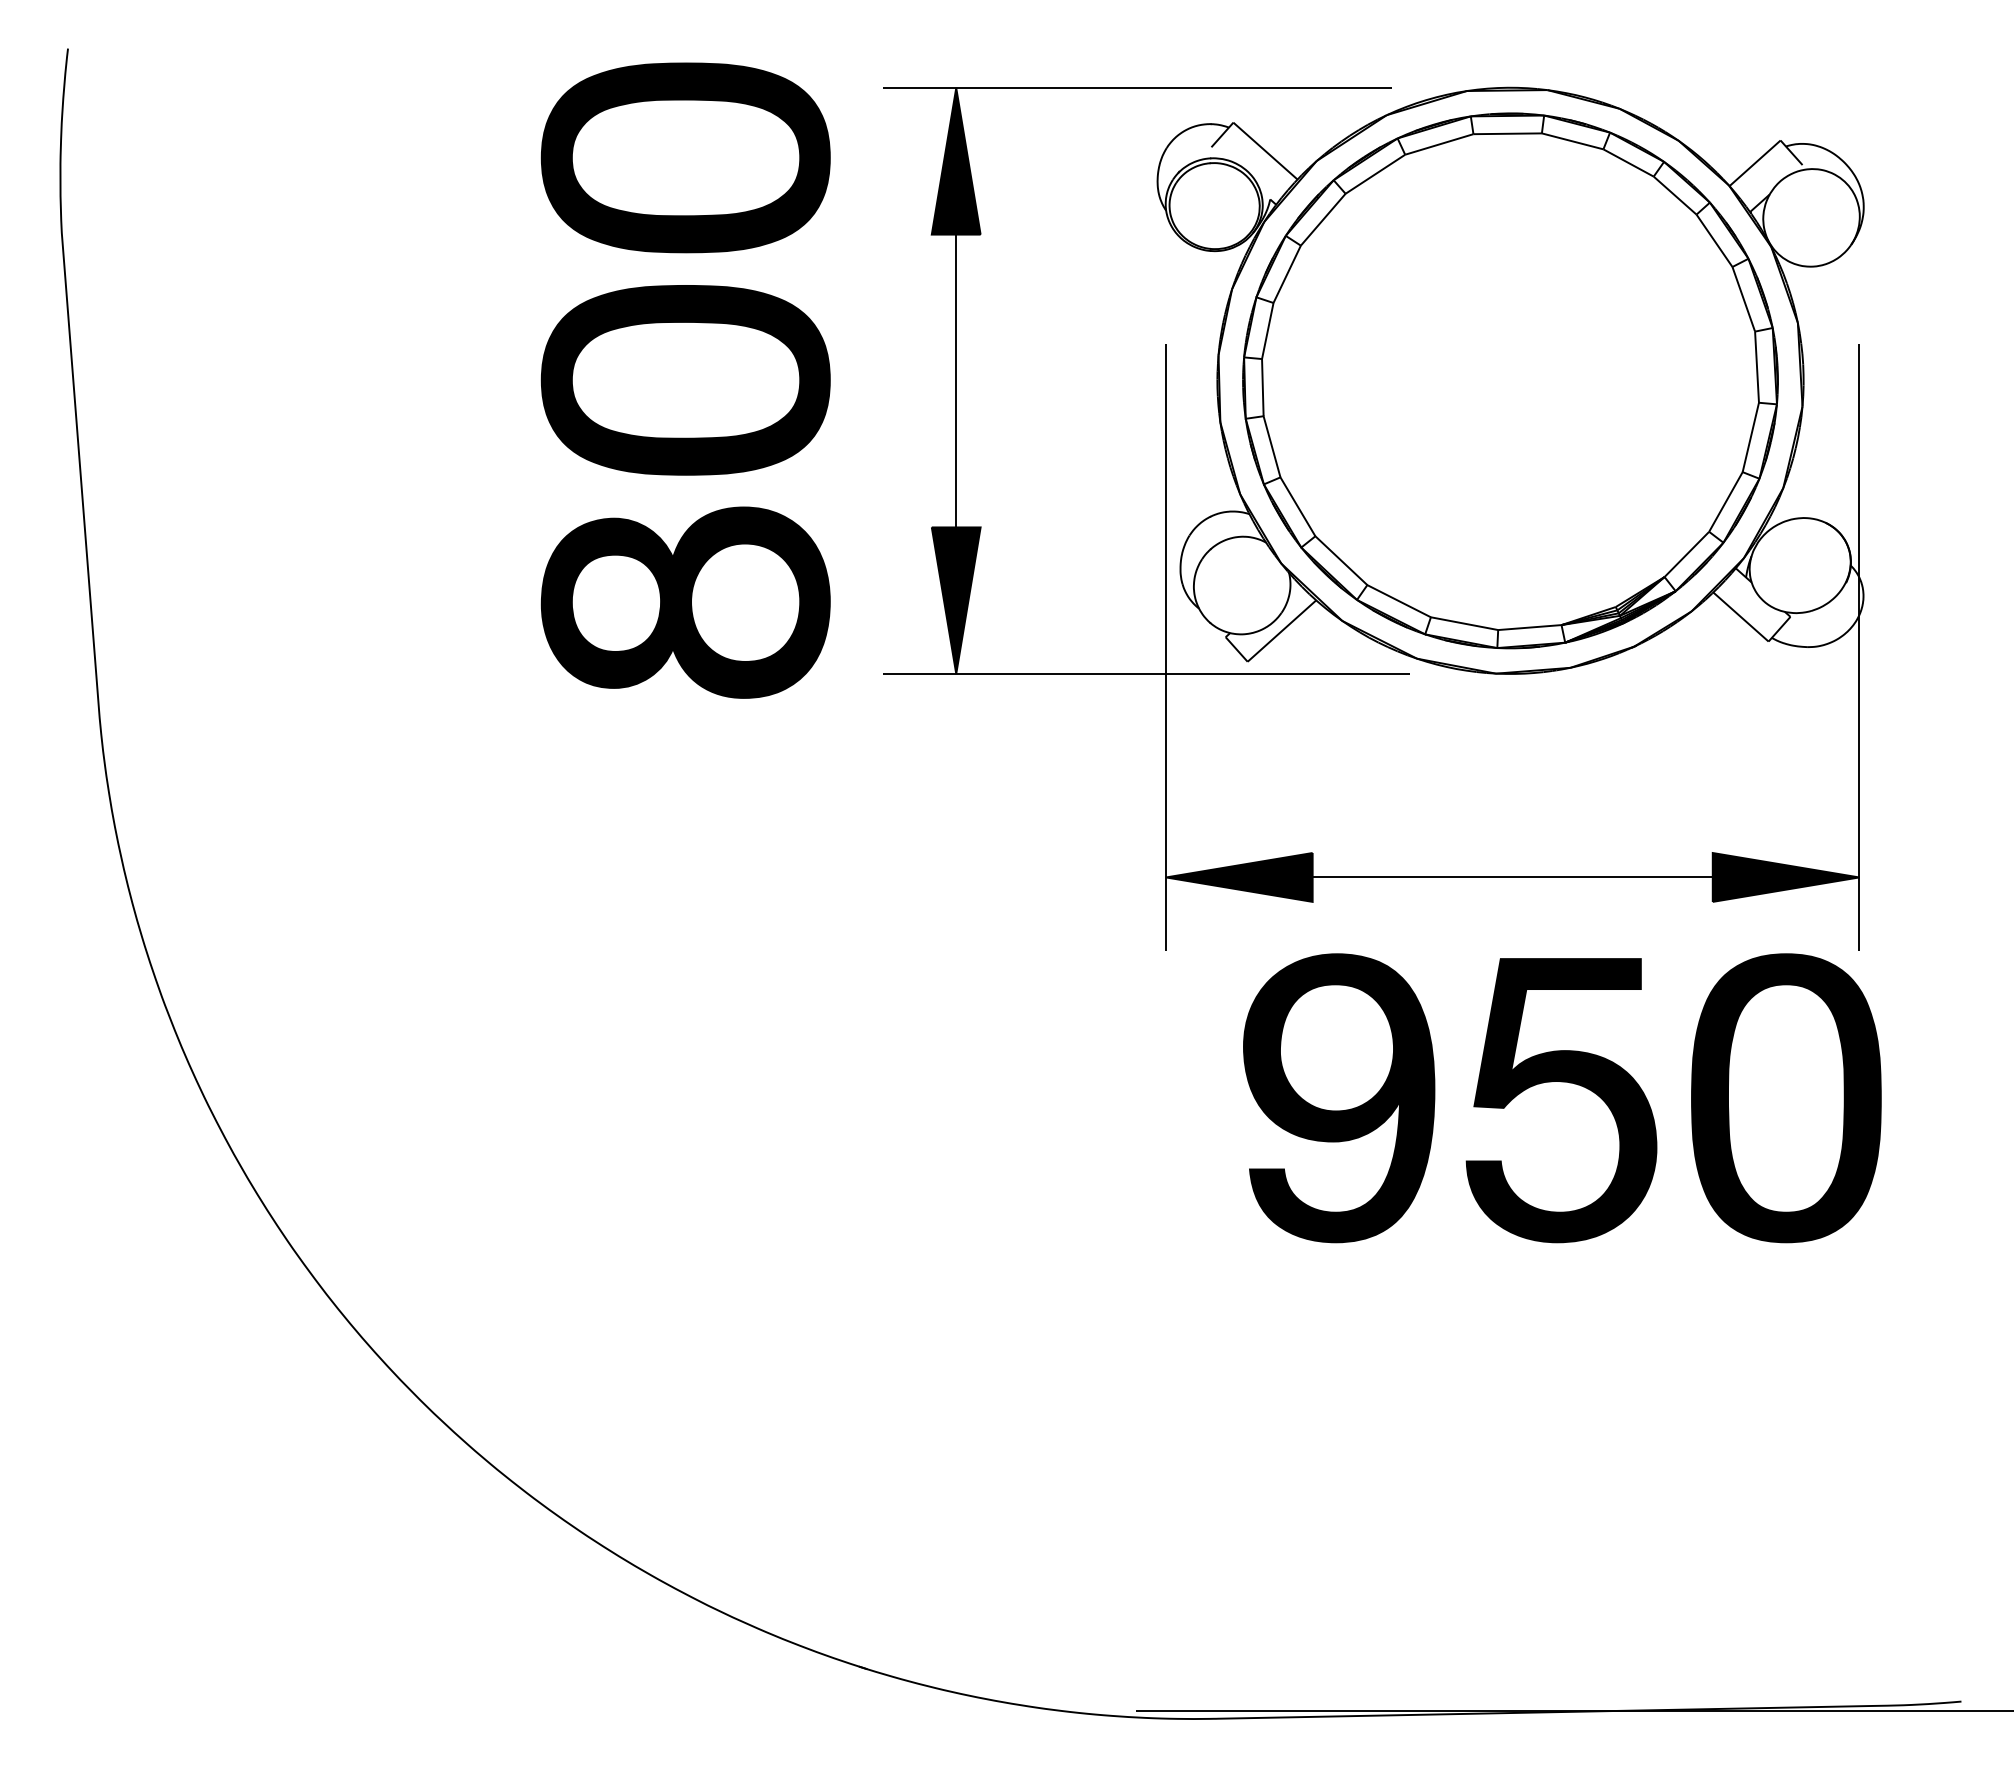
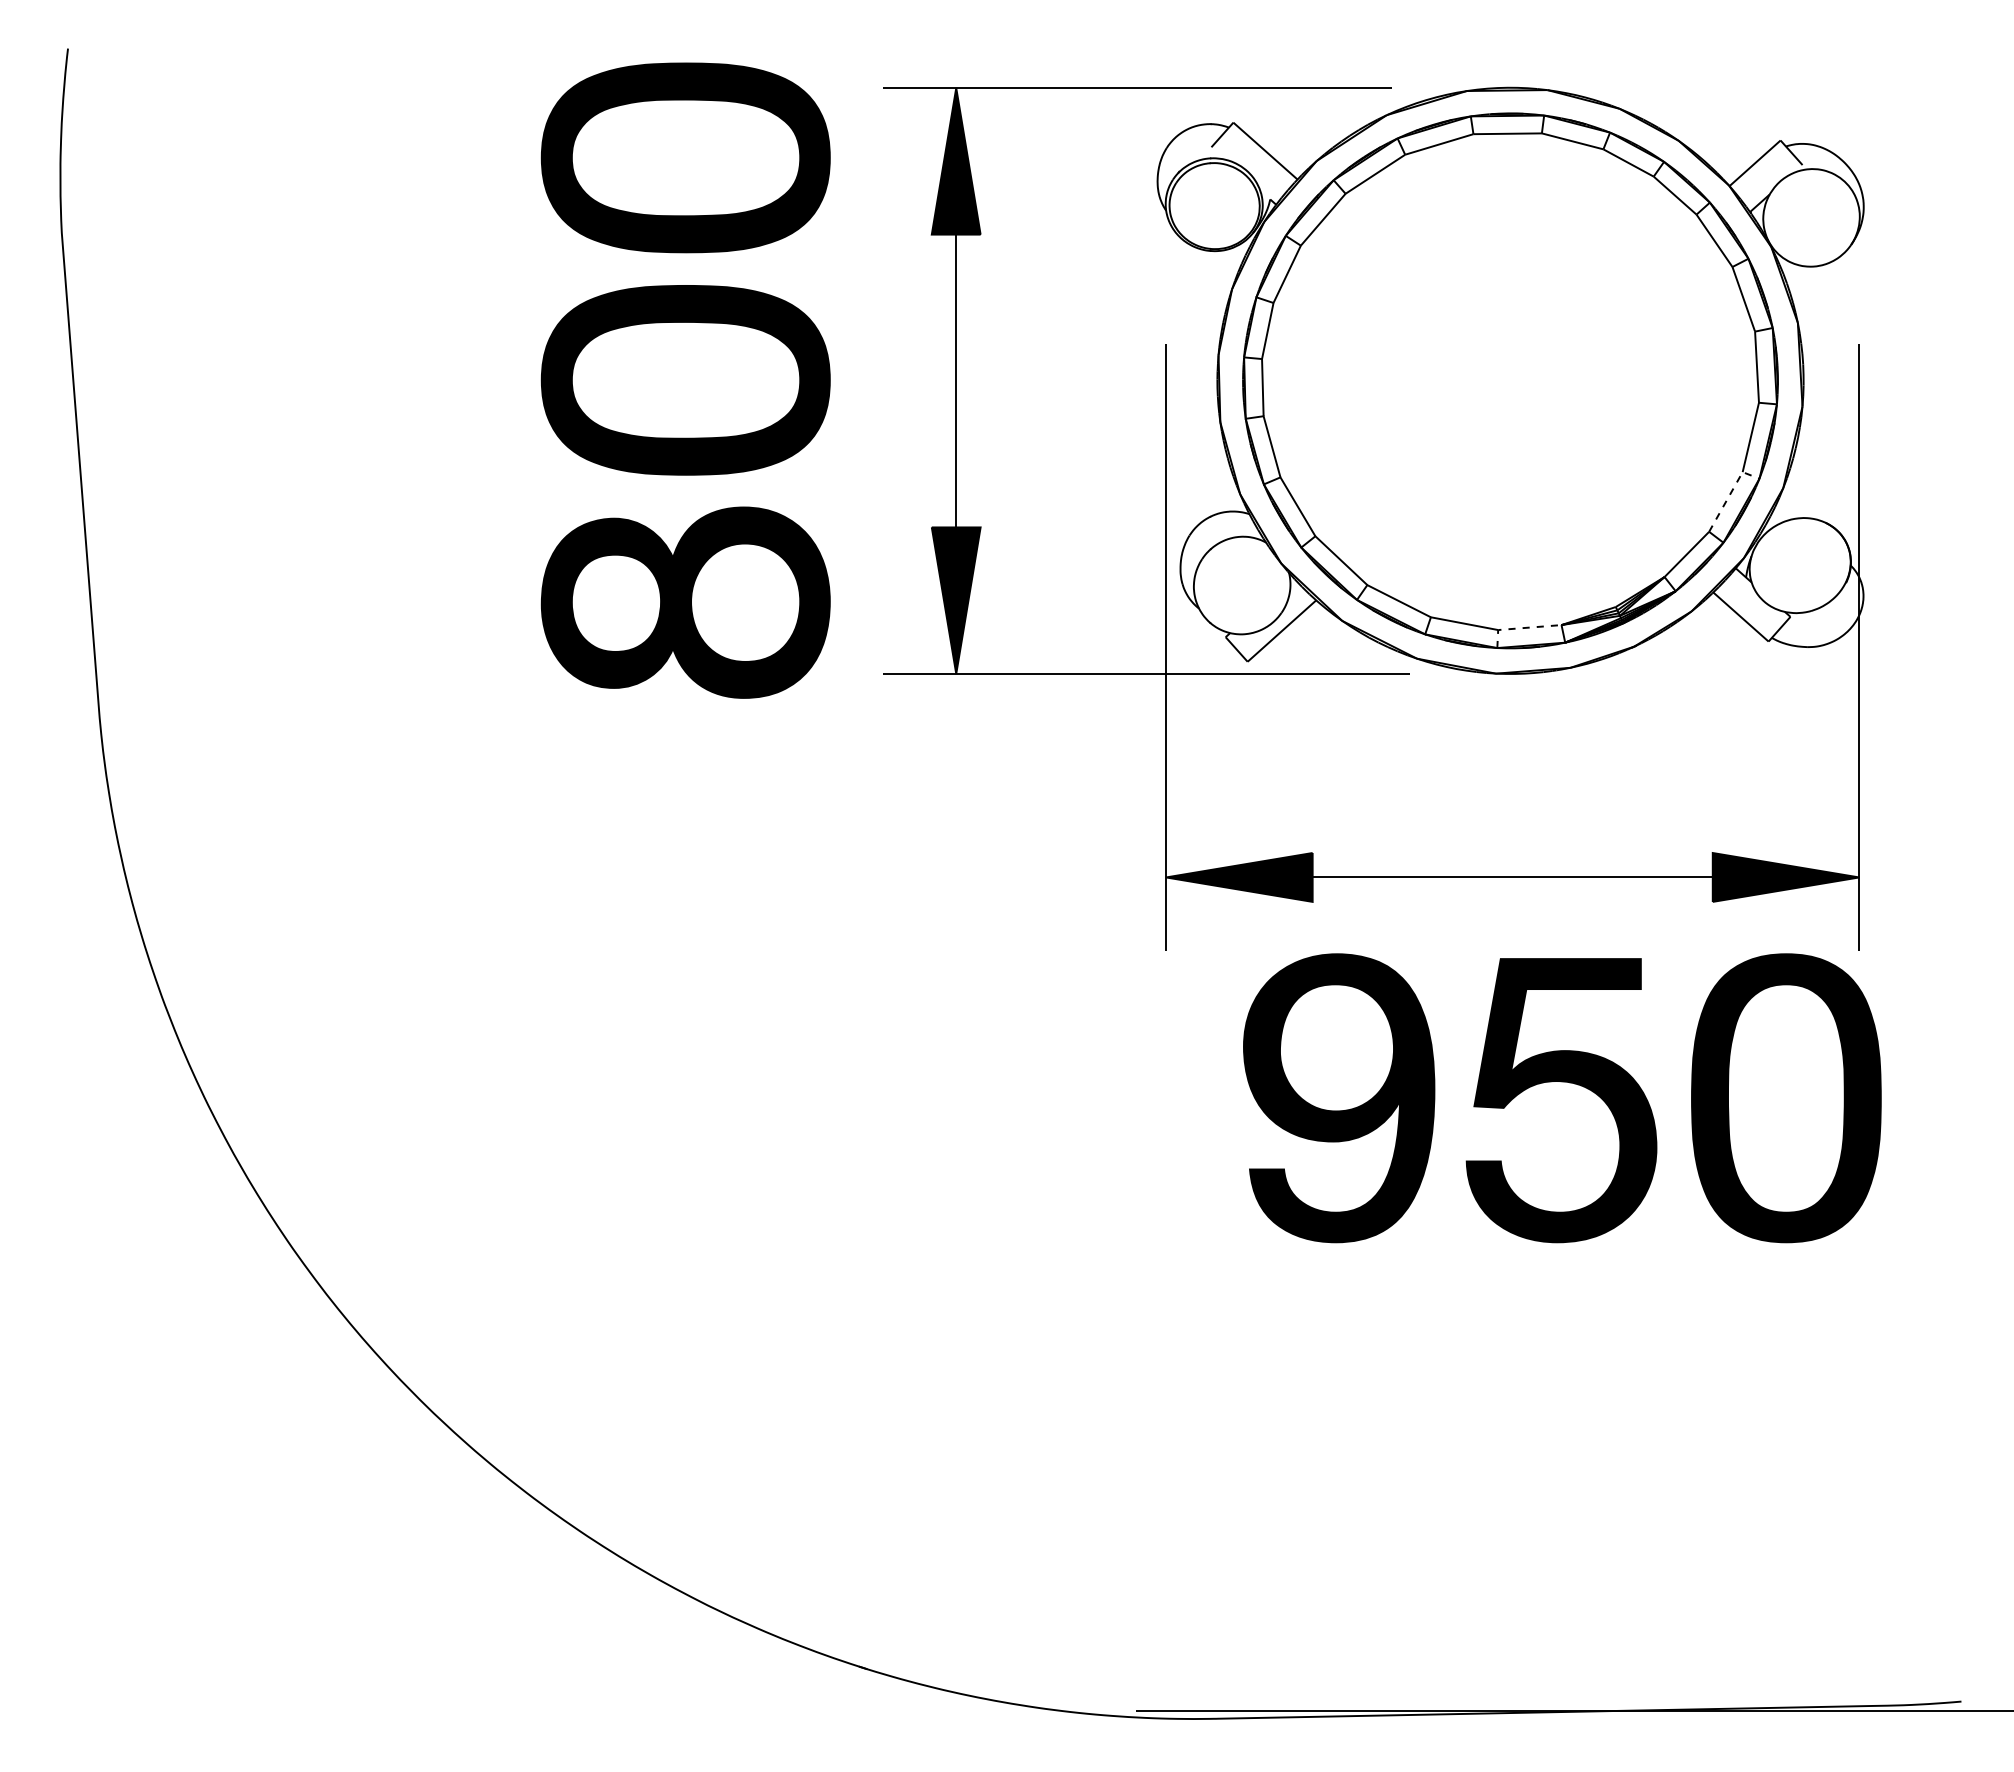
line: solid -> dashed (1731, 492)
line: solid -> dashed (1519, 628)
